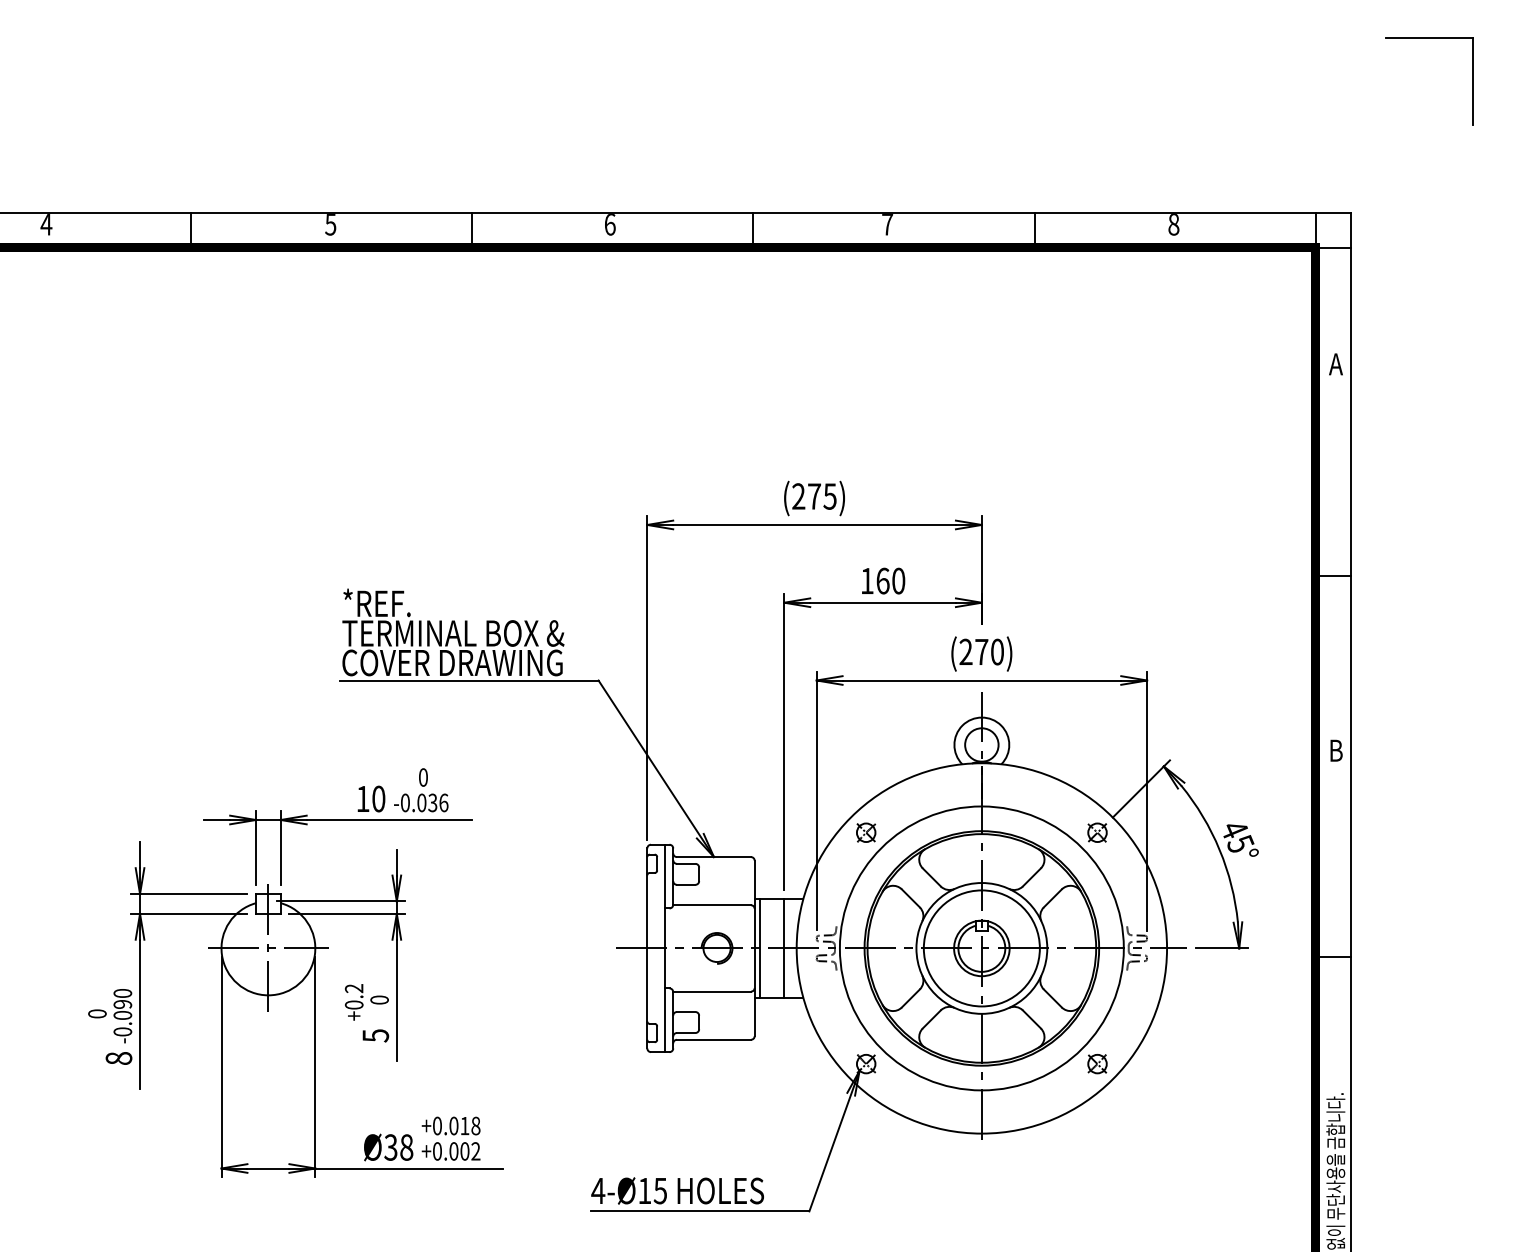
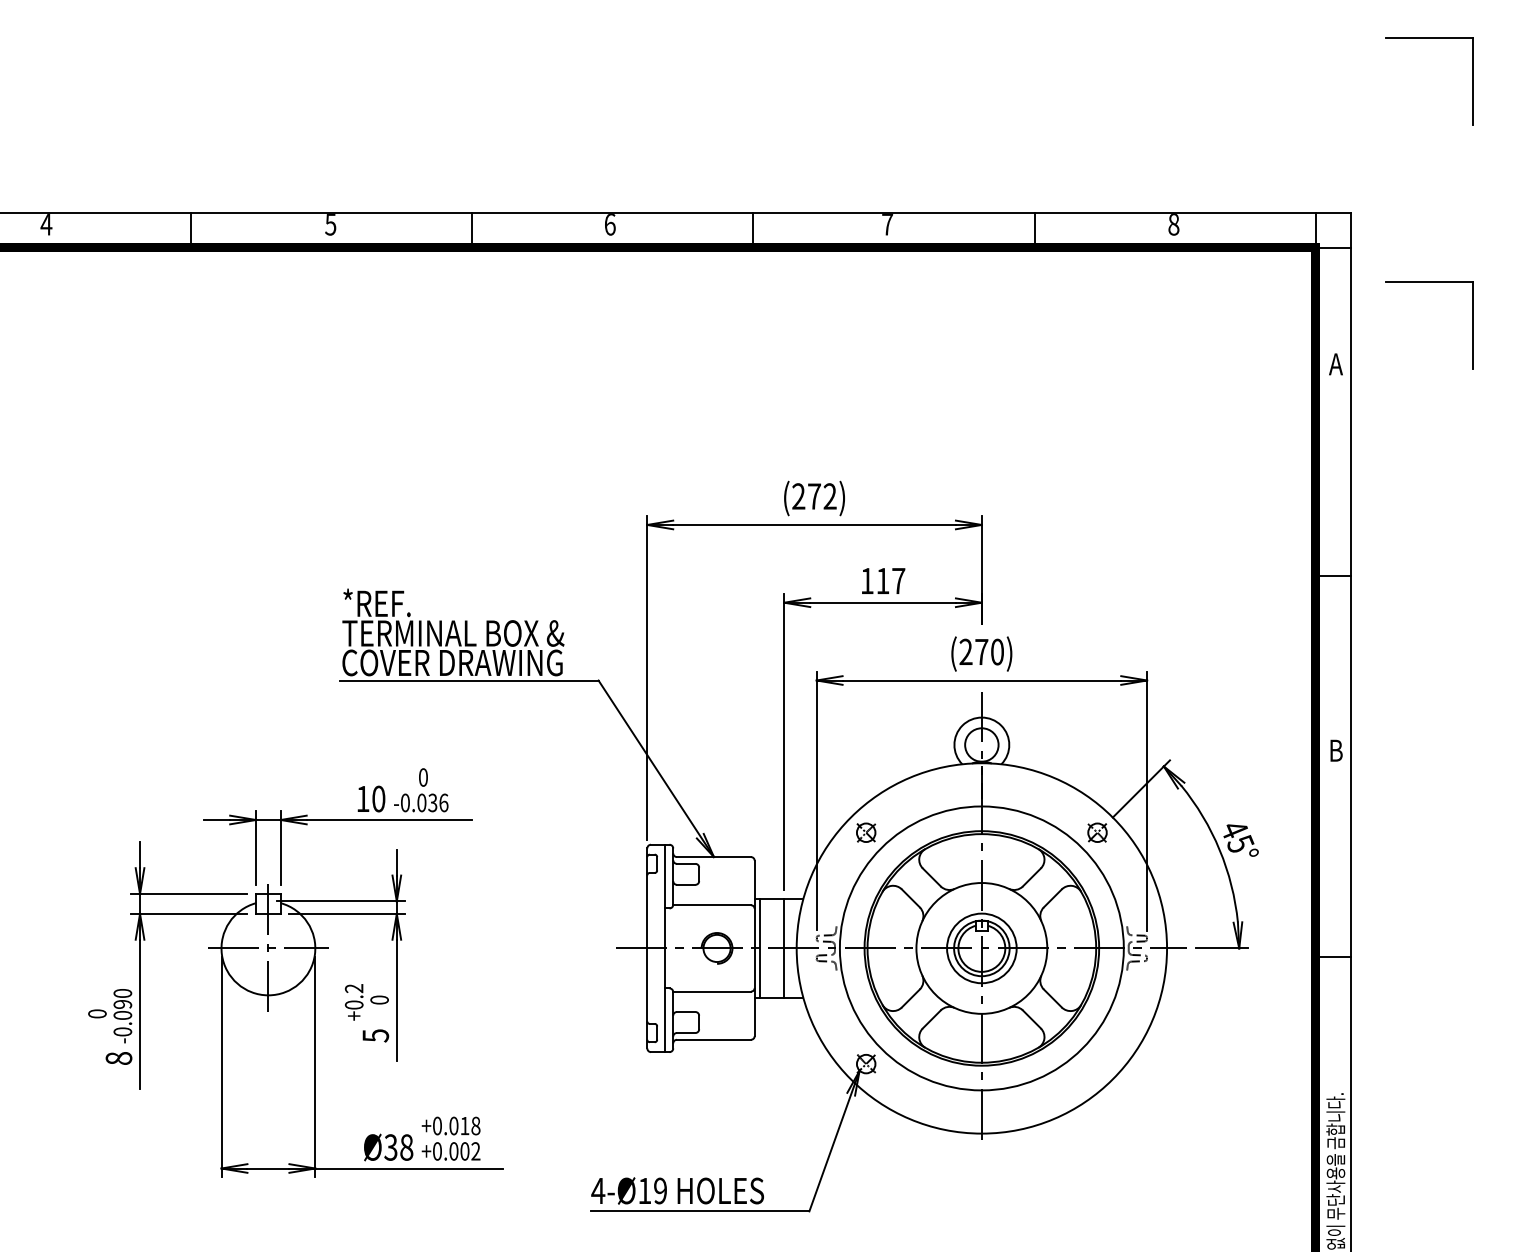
part: none -> present (1429, 282)
text: (275) -> (272) (829, 496)
text: 160 -> 117 (890, 580)
circle diameter: 116 px -> 70 px (981, 948)
part: present -> none (1097, 1064)
text: 4-Ø15 -> 4-Ø19 (659, 1190)
